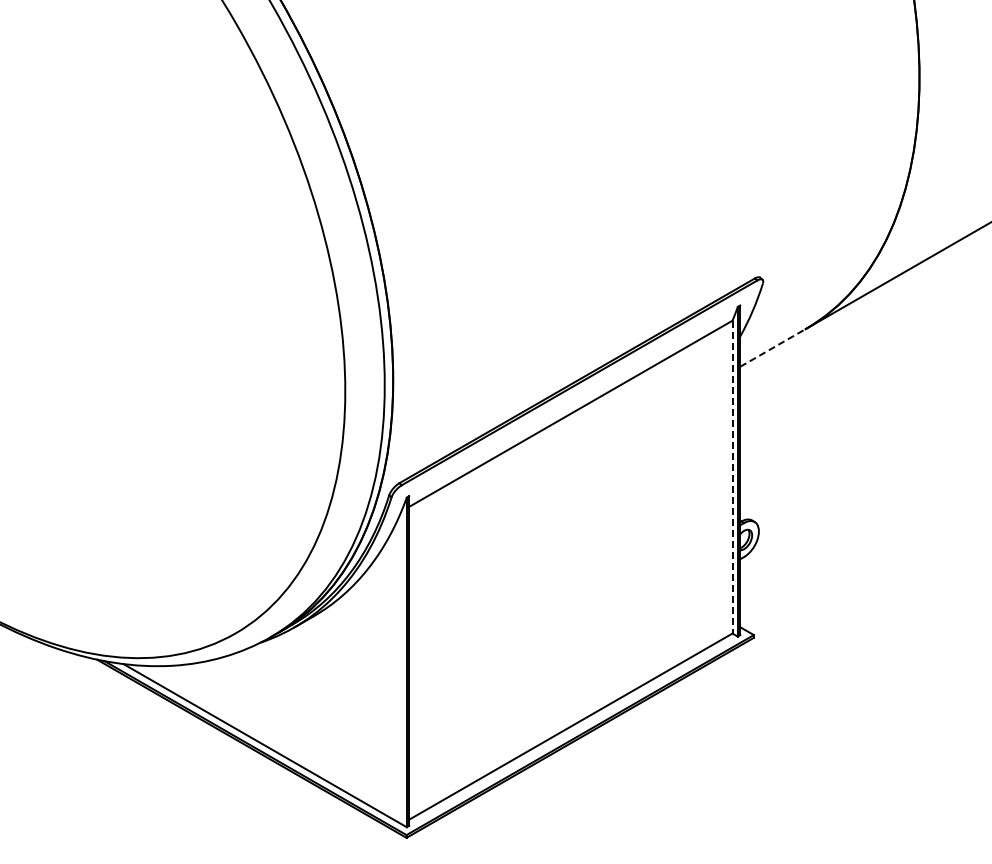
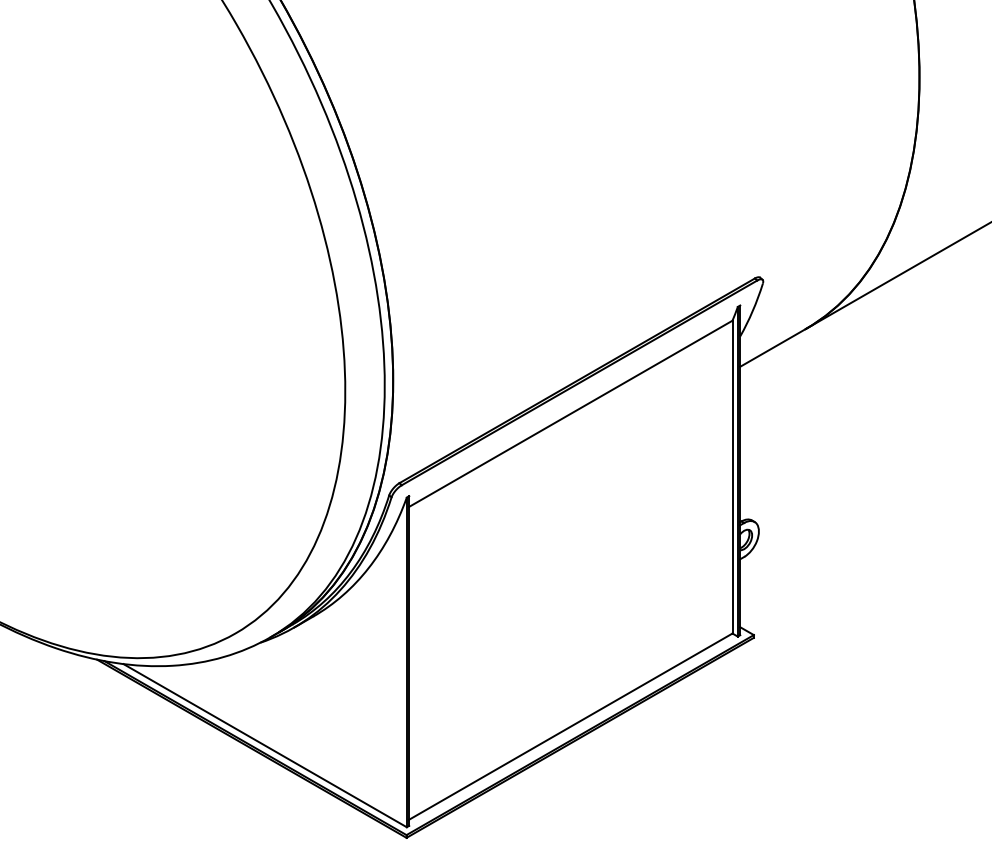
line: dashed -> solid (772, 348)
line: dashed -> solid (732, 477)
